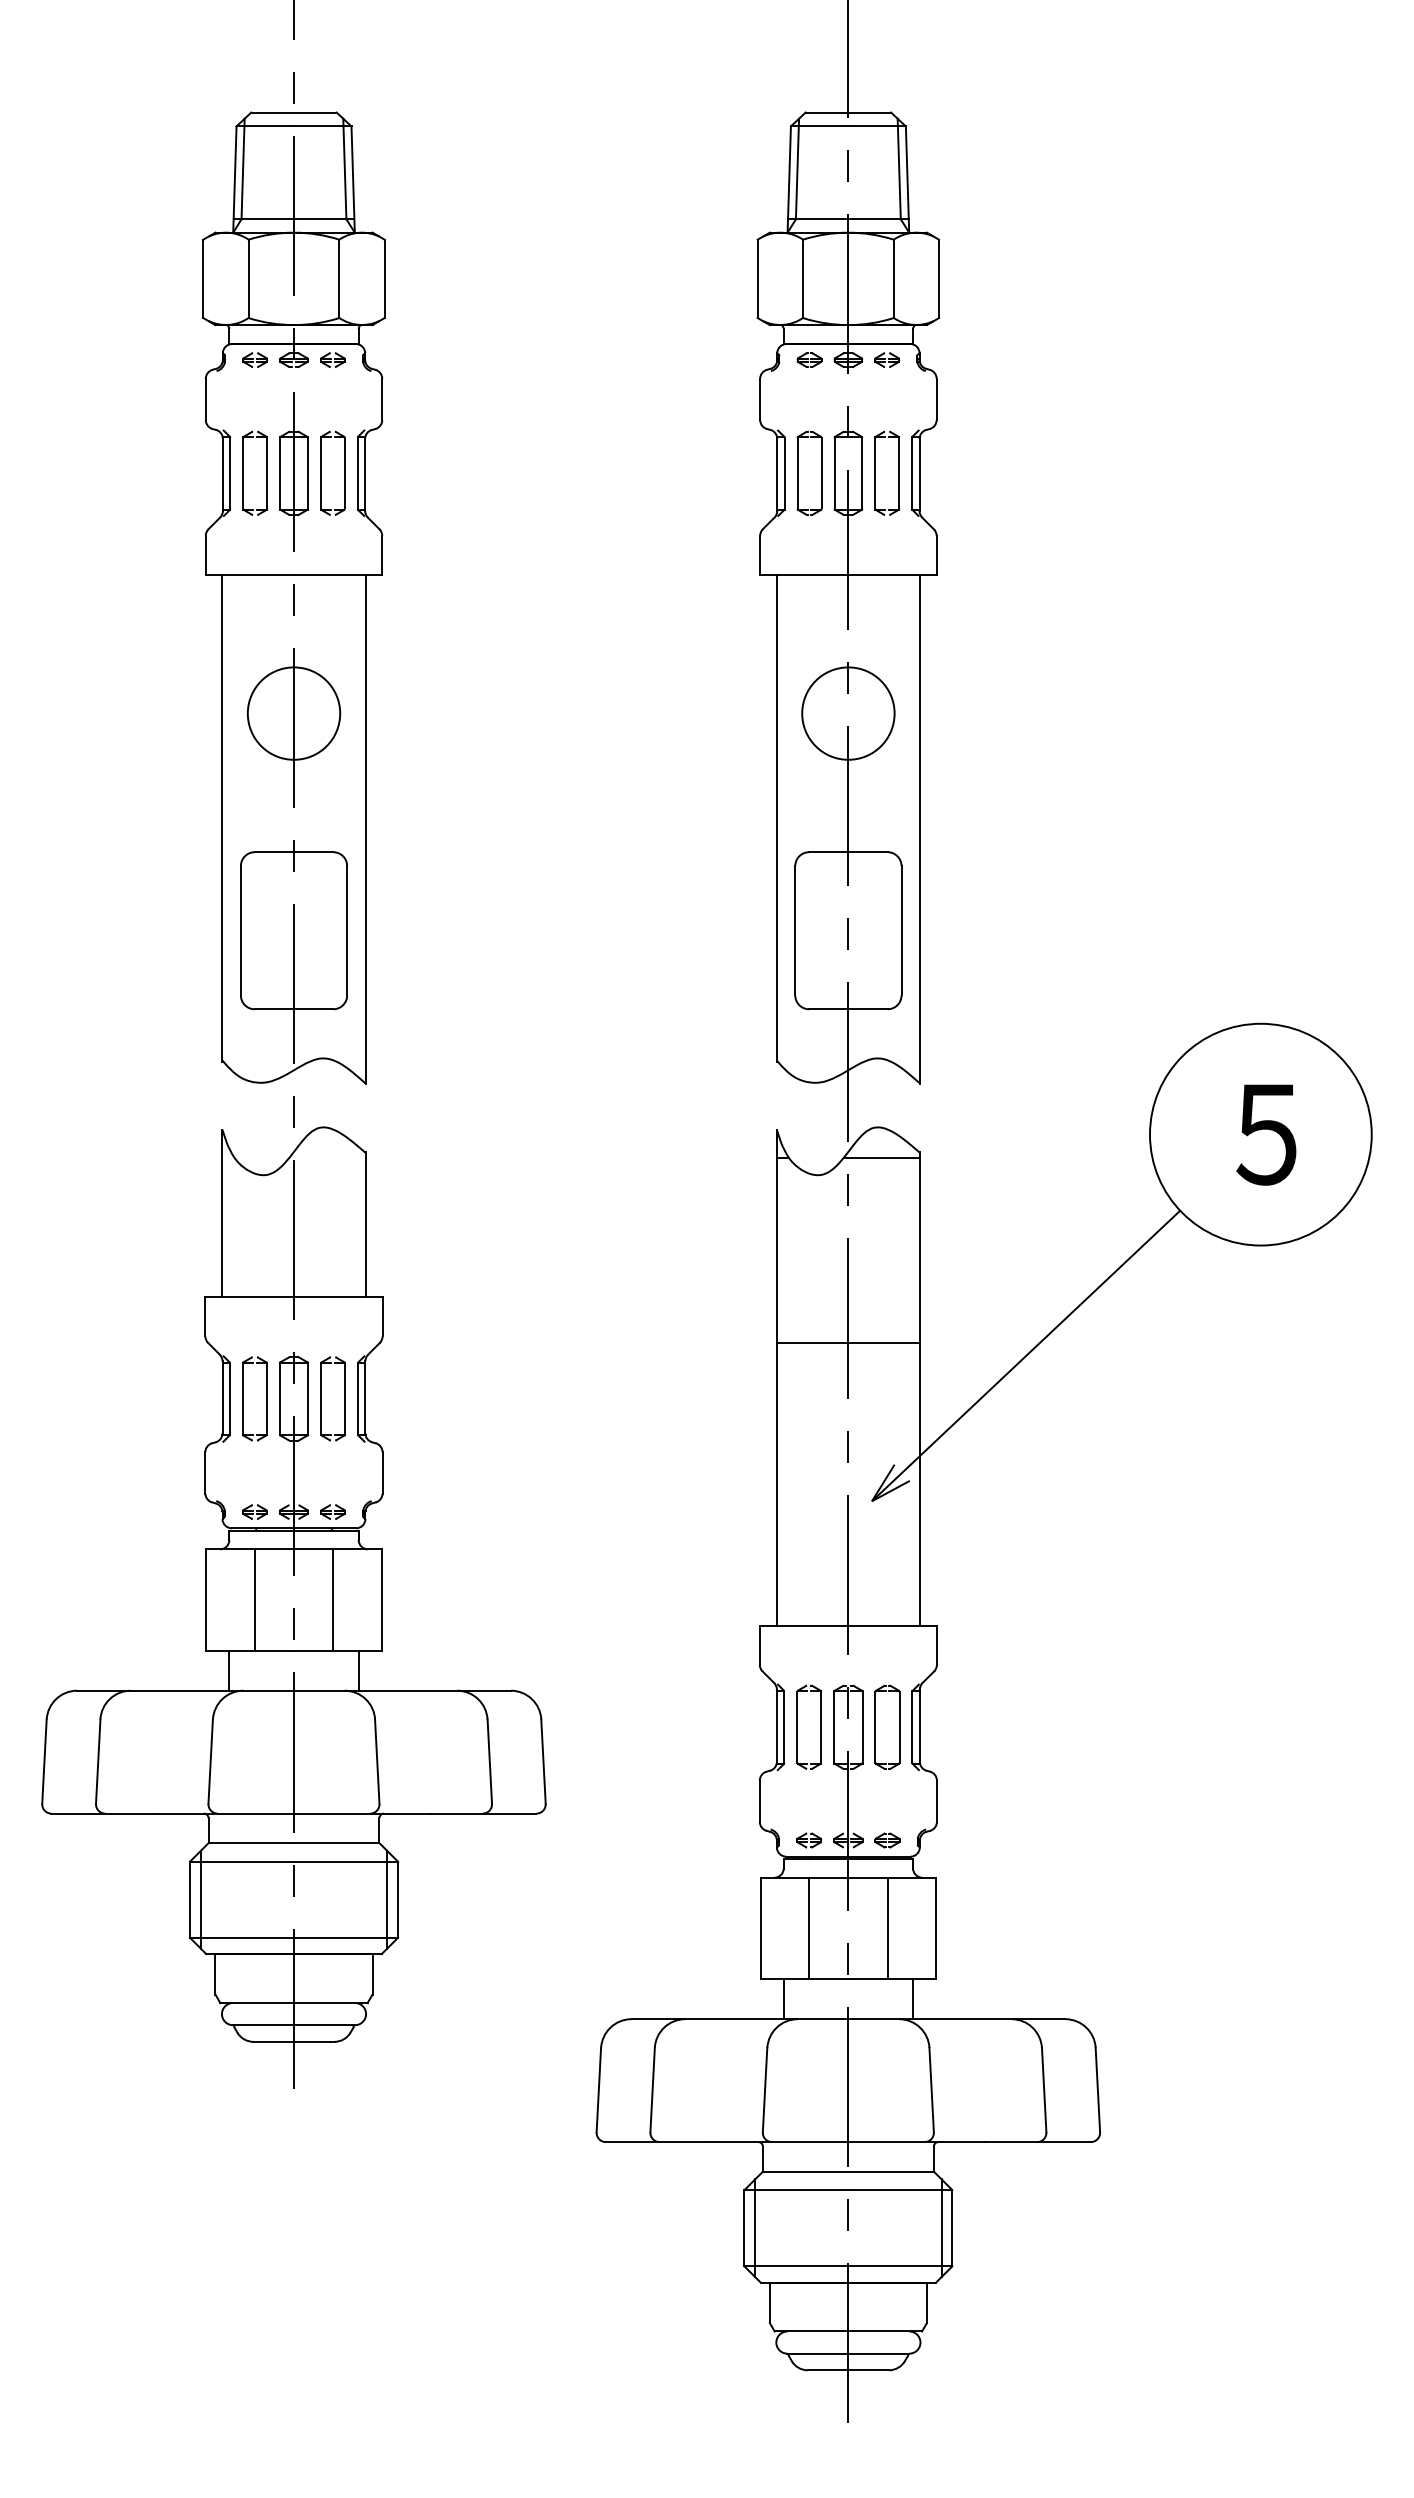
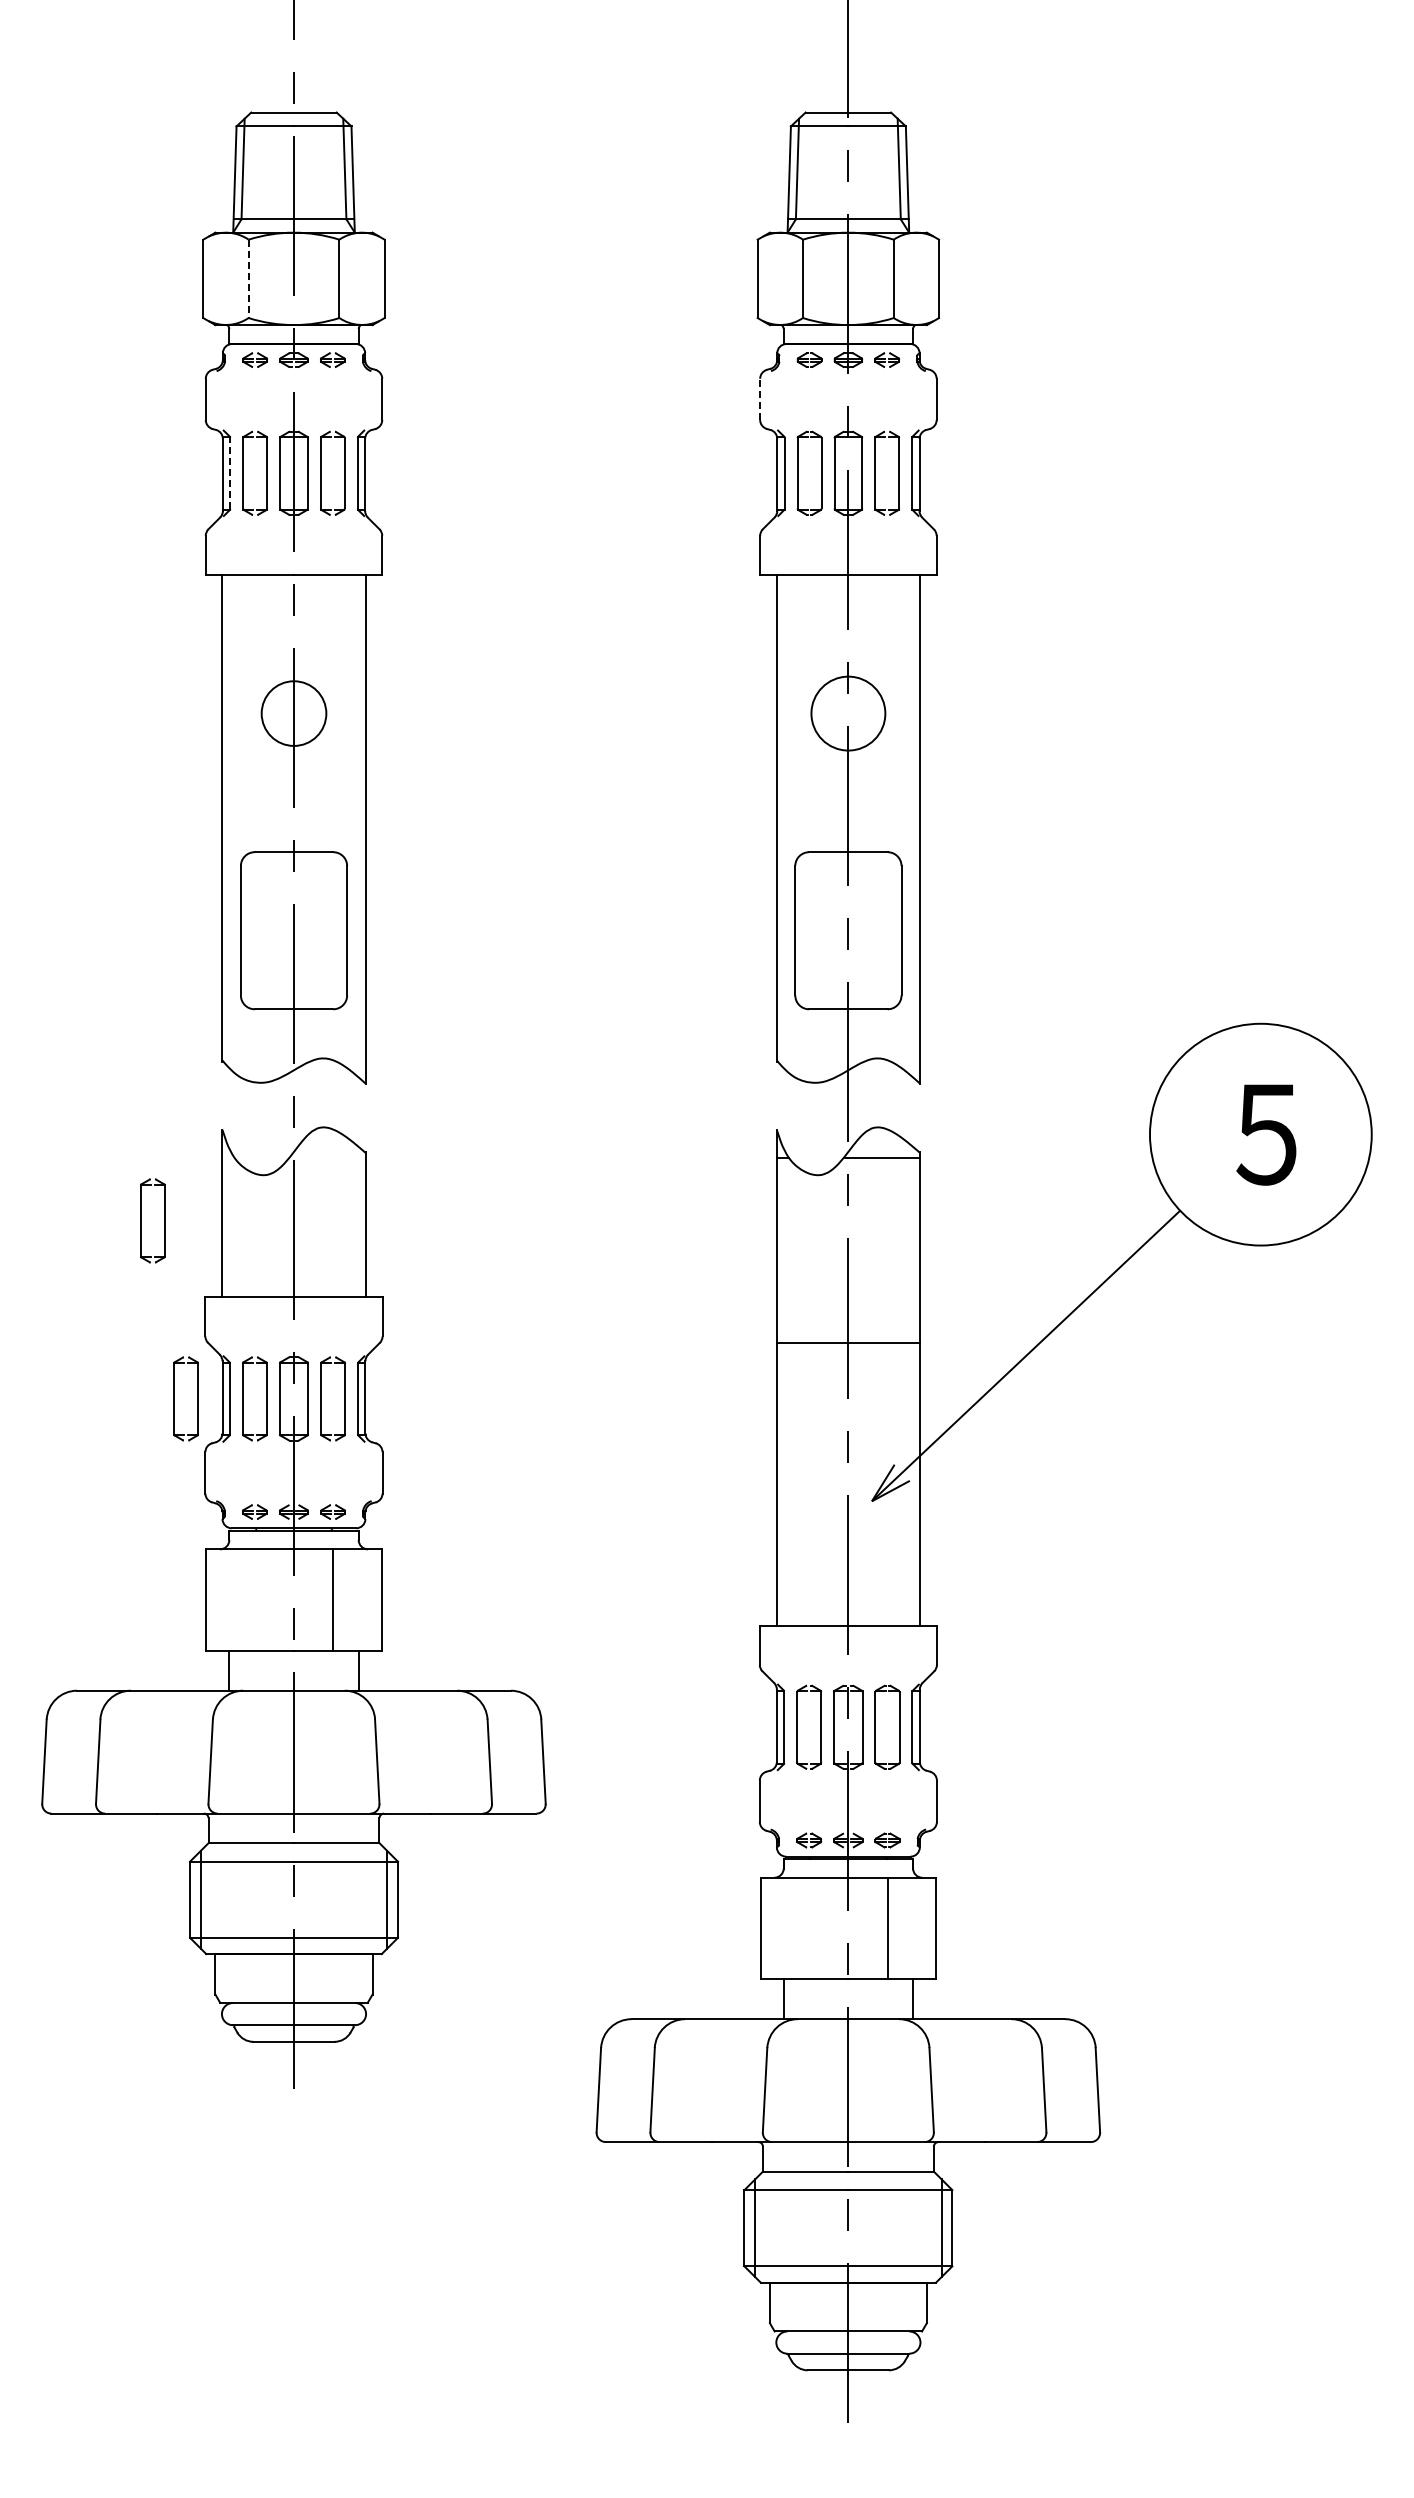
line: solid -> dashed (248, 279)
line: solid -> dashed (760, 399)
line: solid -> dashed (230, 472)
circle diameter: 92 px -> 65 px (293, 713)
circle diameter: 92 px -> 74 px (848, 713)
part: none -> present (141, 1220)
part: none -> present (174, 1398)
line: present -> none (254, 1599)
line: present -> none (809, 1928)
